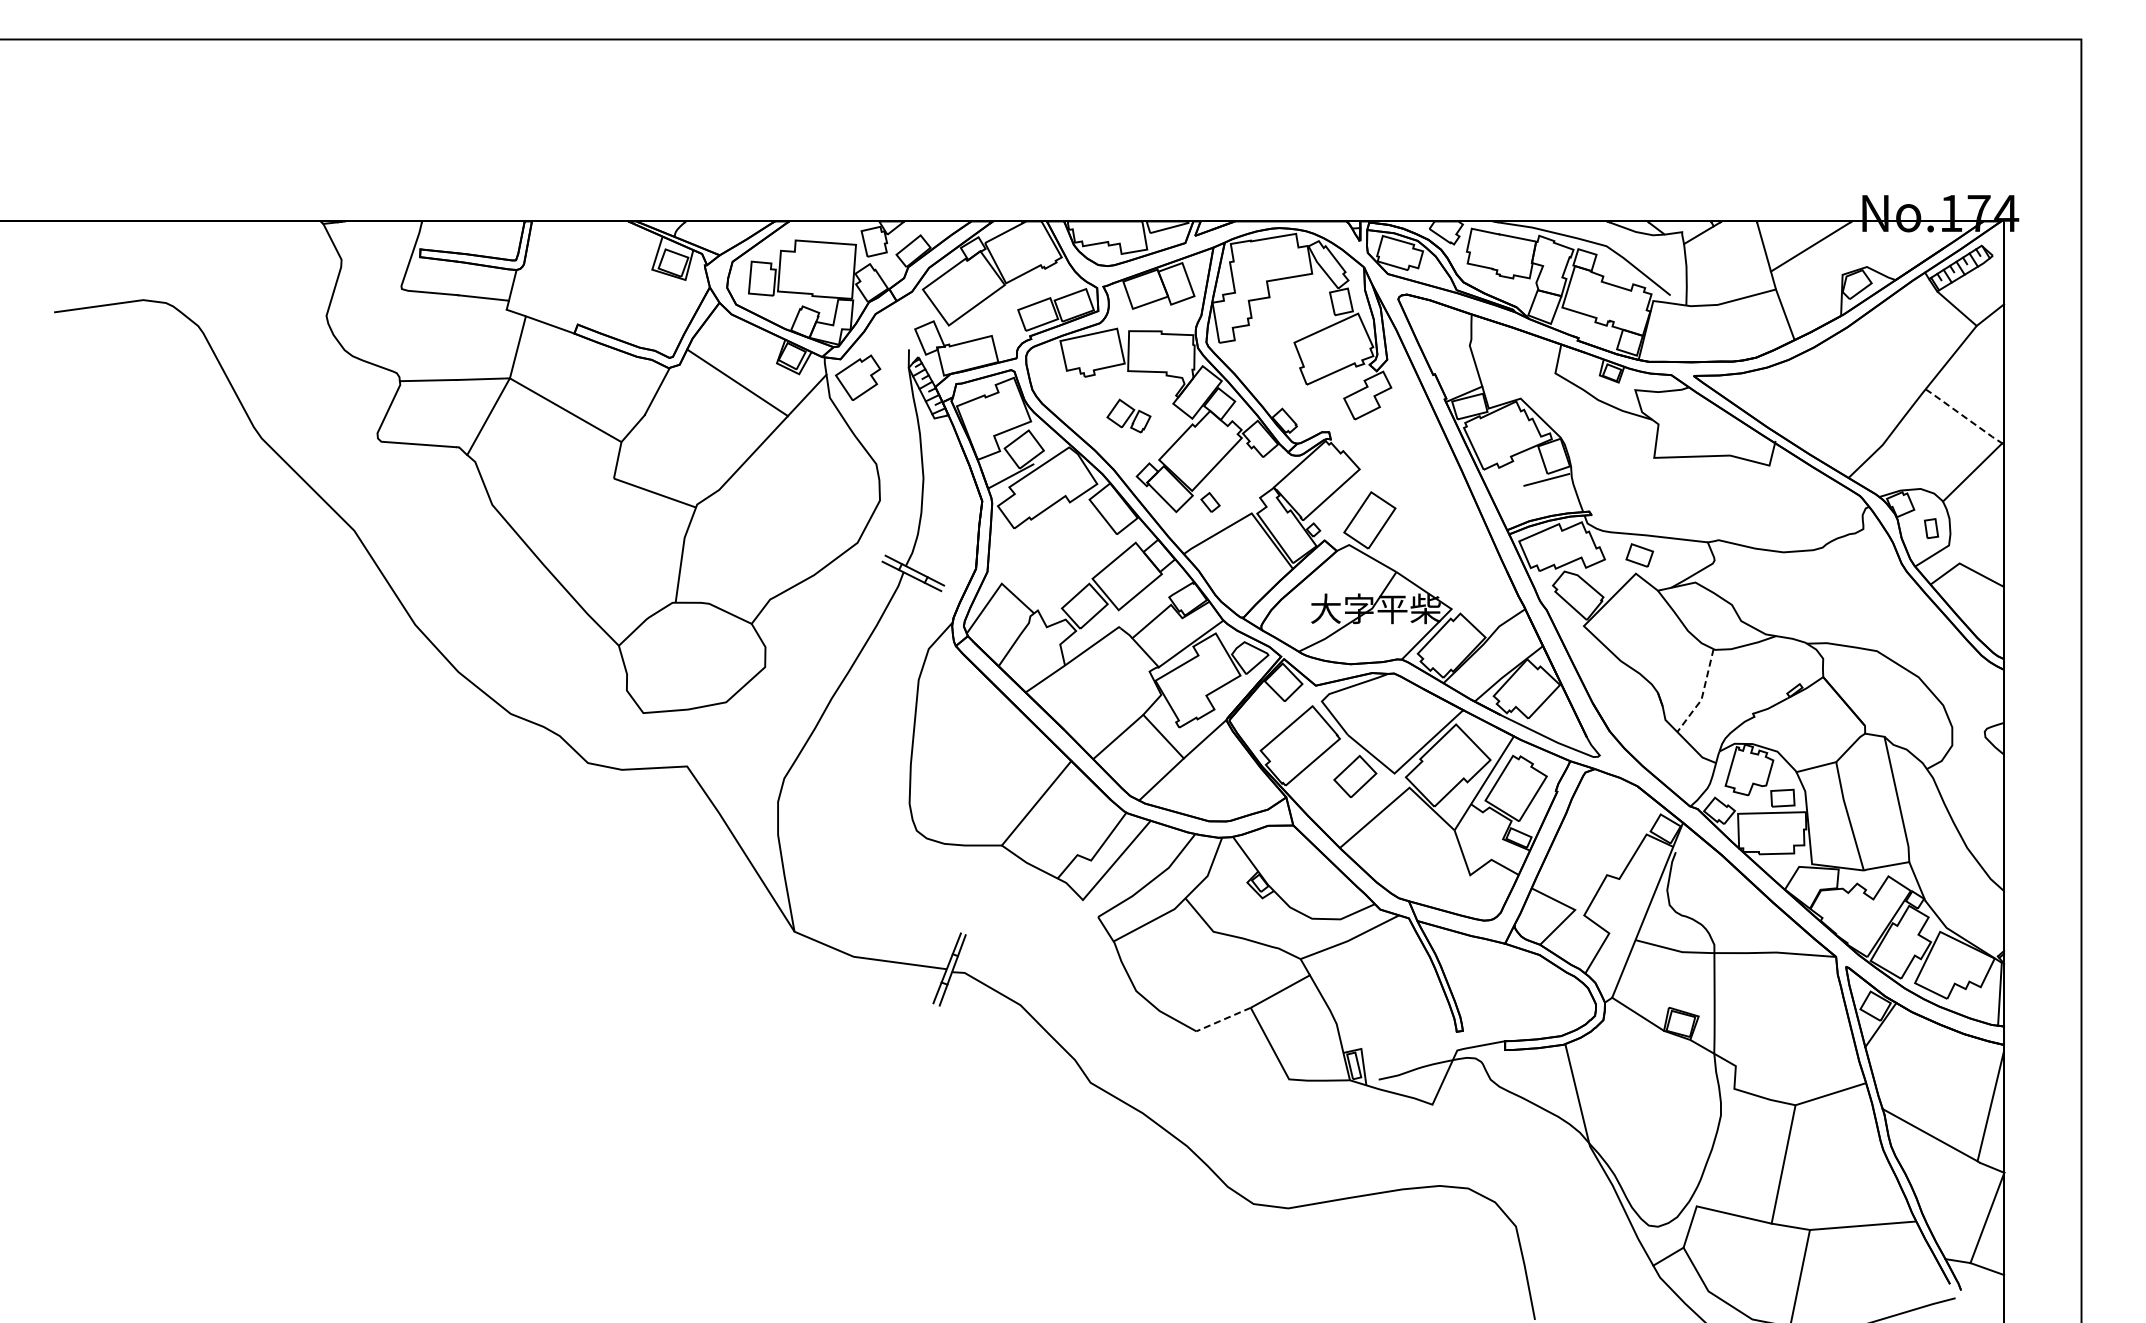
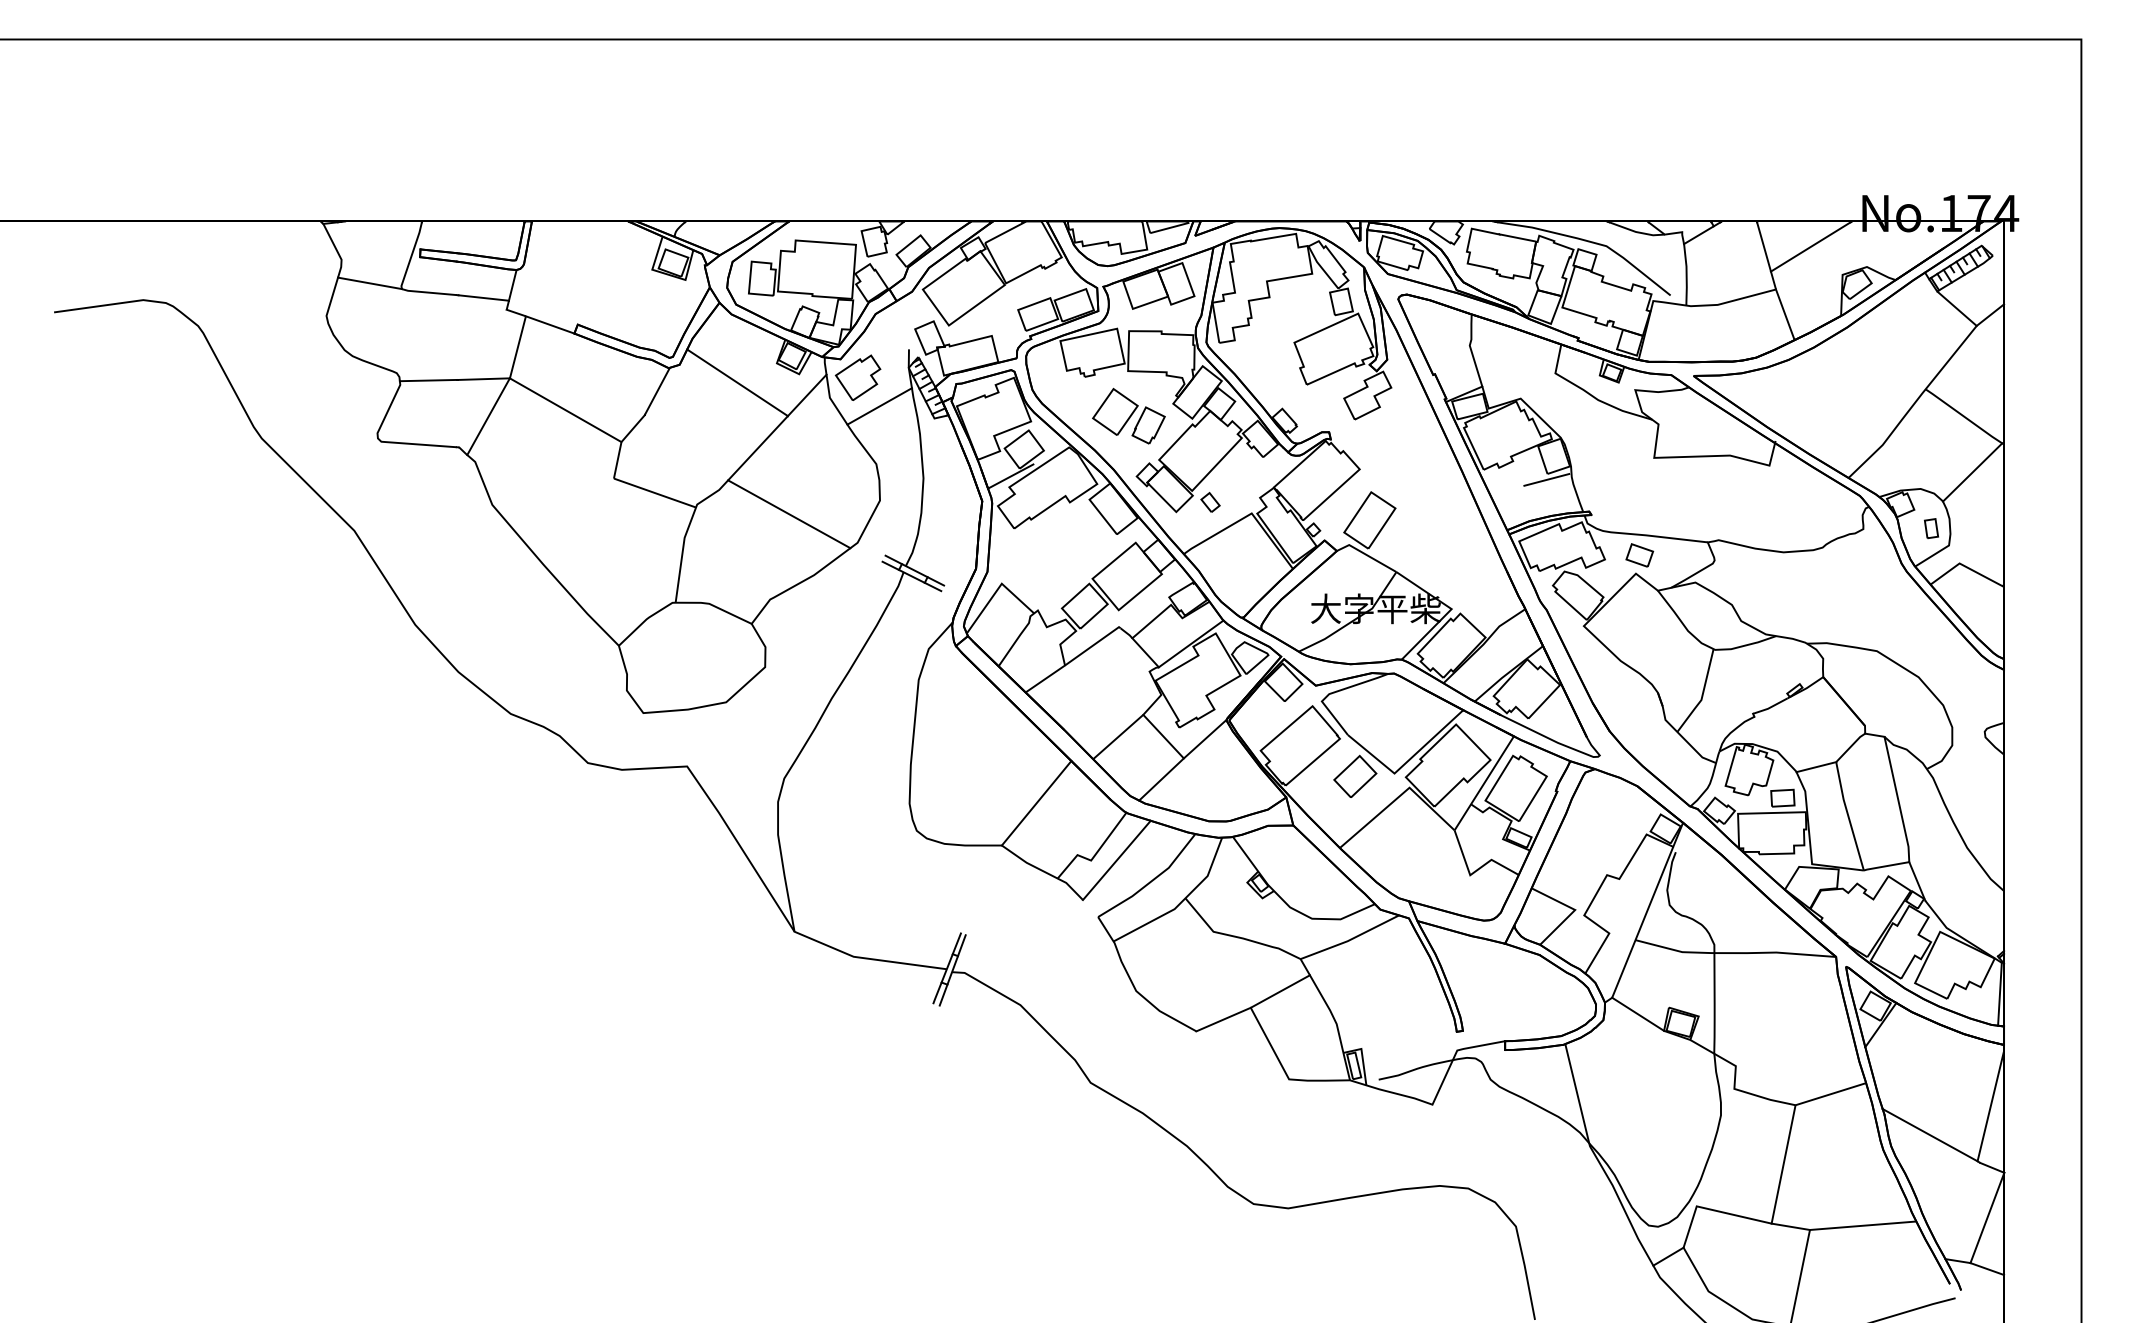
line: none -> present (369, 283)
line: none -> present (879, 406)
part size: 46x36 px -> 74x58 px (1128, 415)
line: dashed -> solid (1964, 417)
line: none -> present (789, 514)
line: dashed -> solid (1702, 695)
line: dashed -> solid (1223, 1019)
